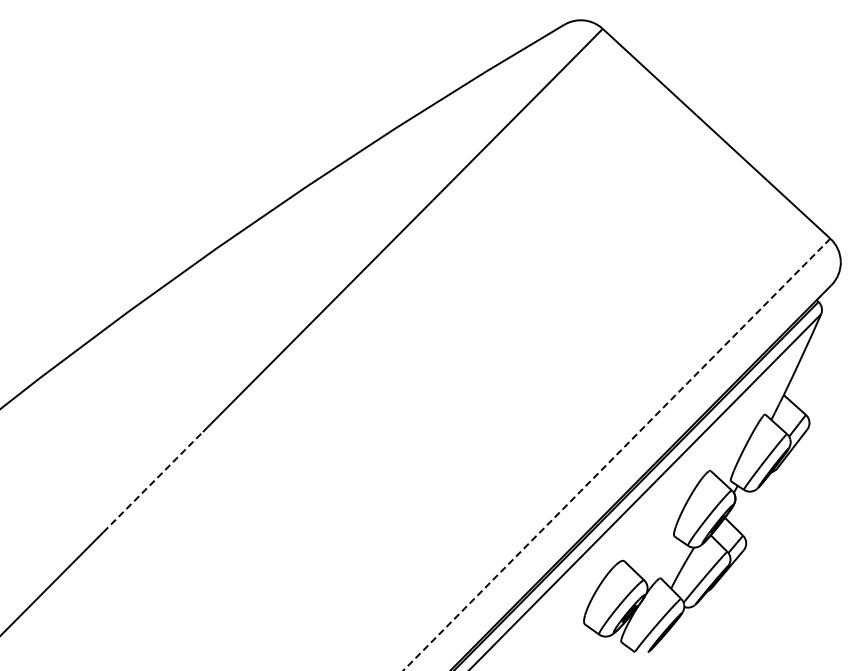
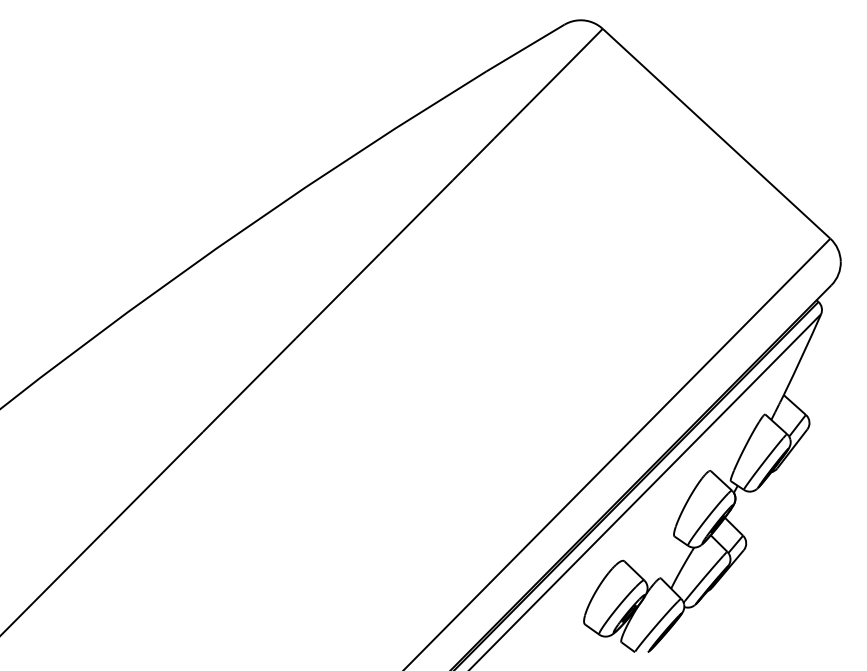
line: dashed -> solid (616, 454)
line: dashed -> solid (153, 482)
